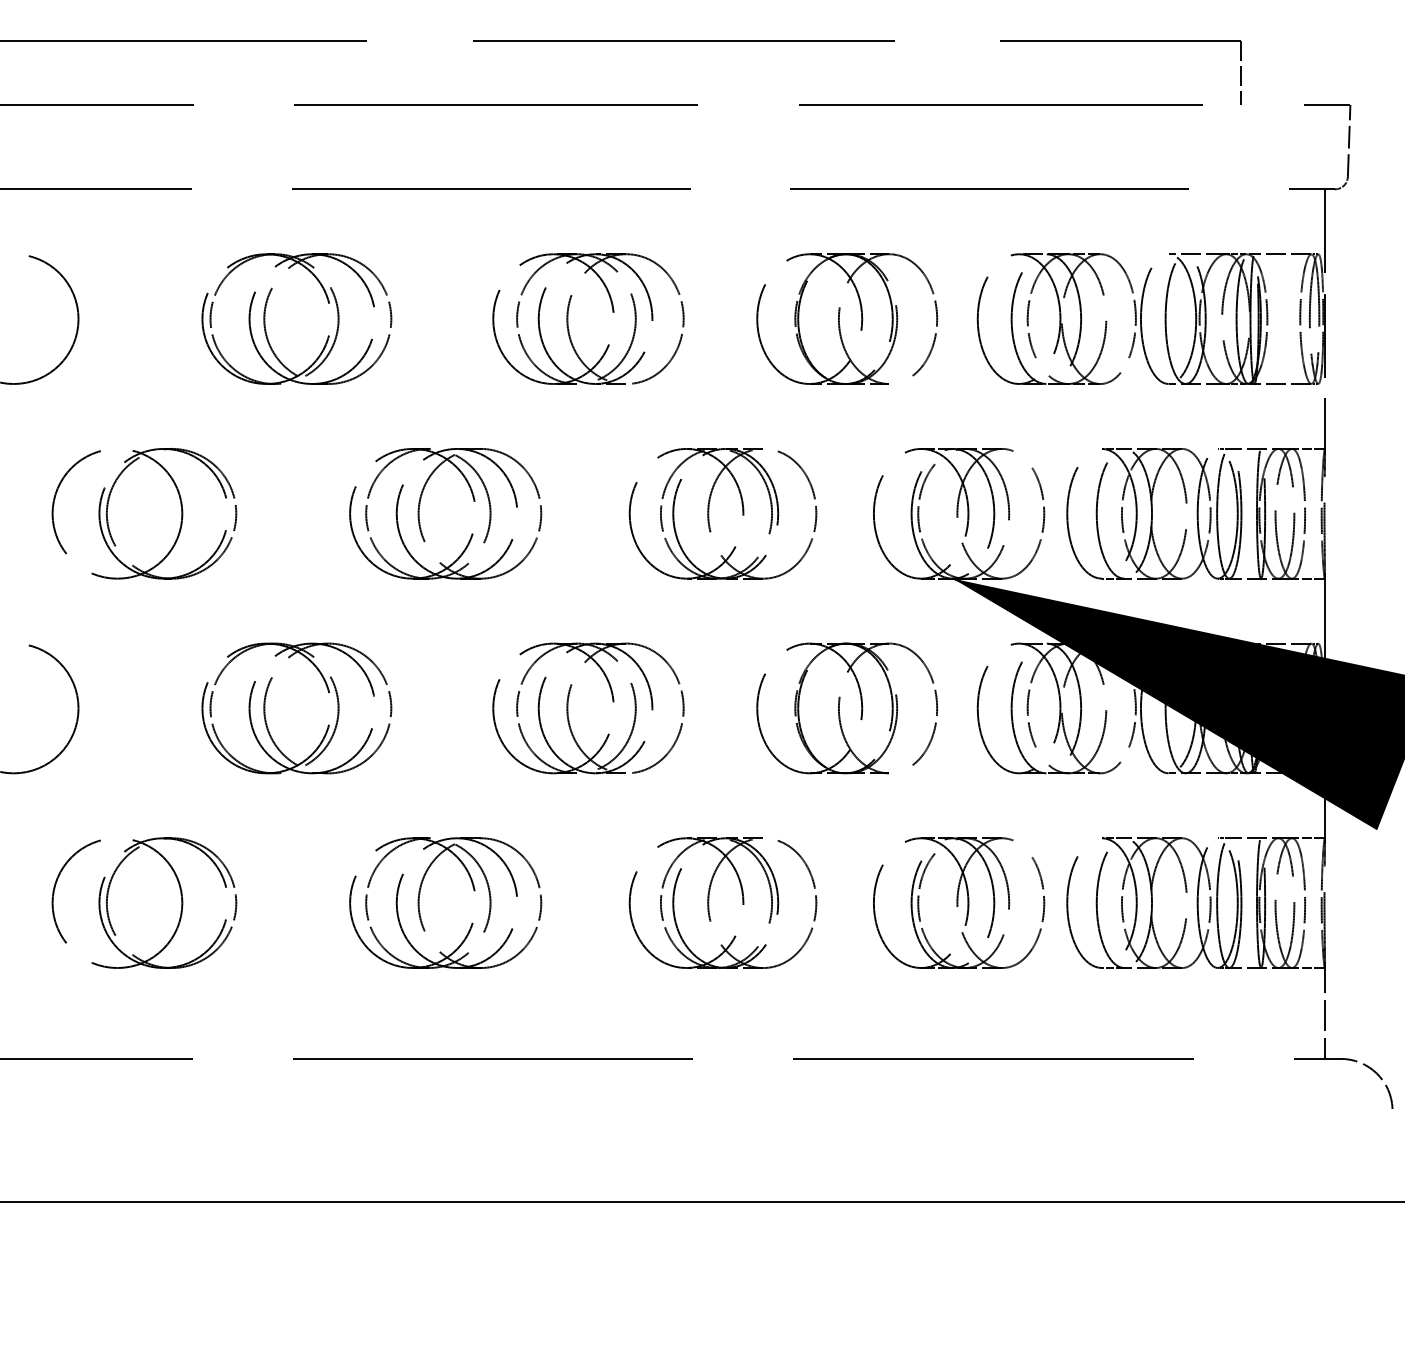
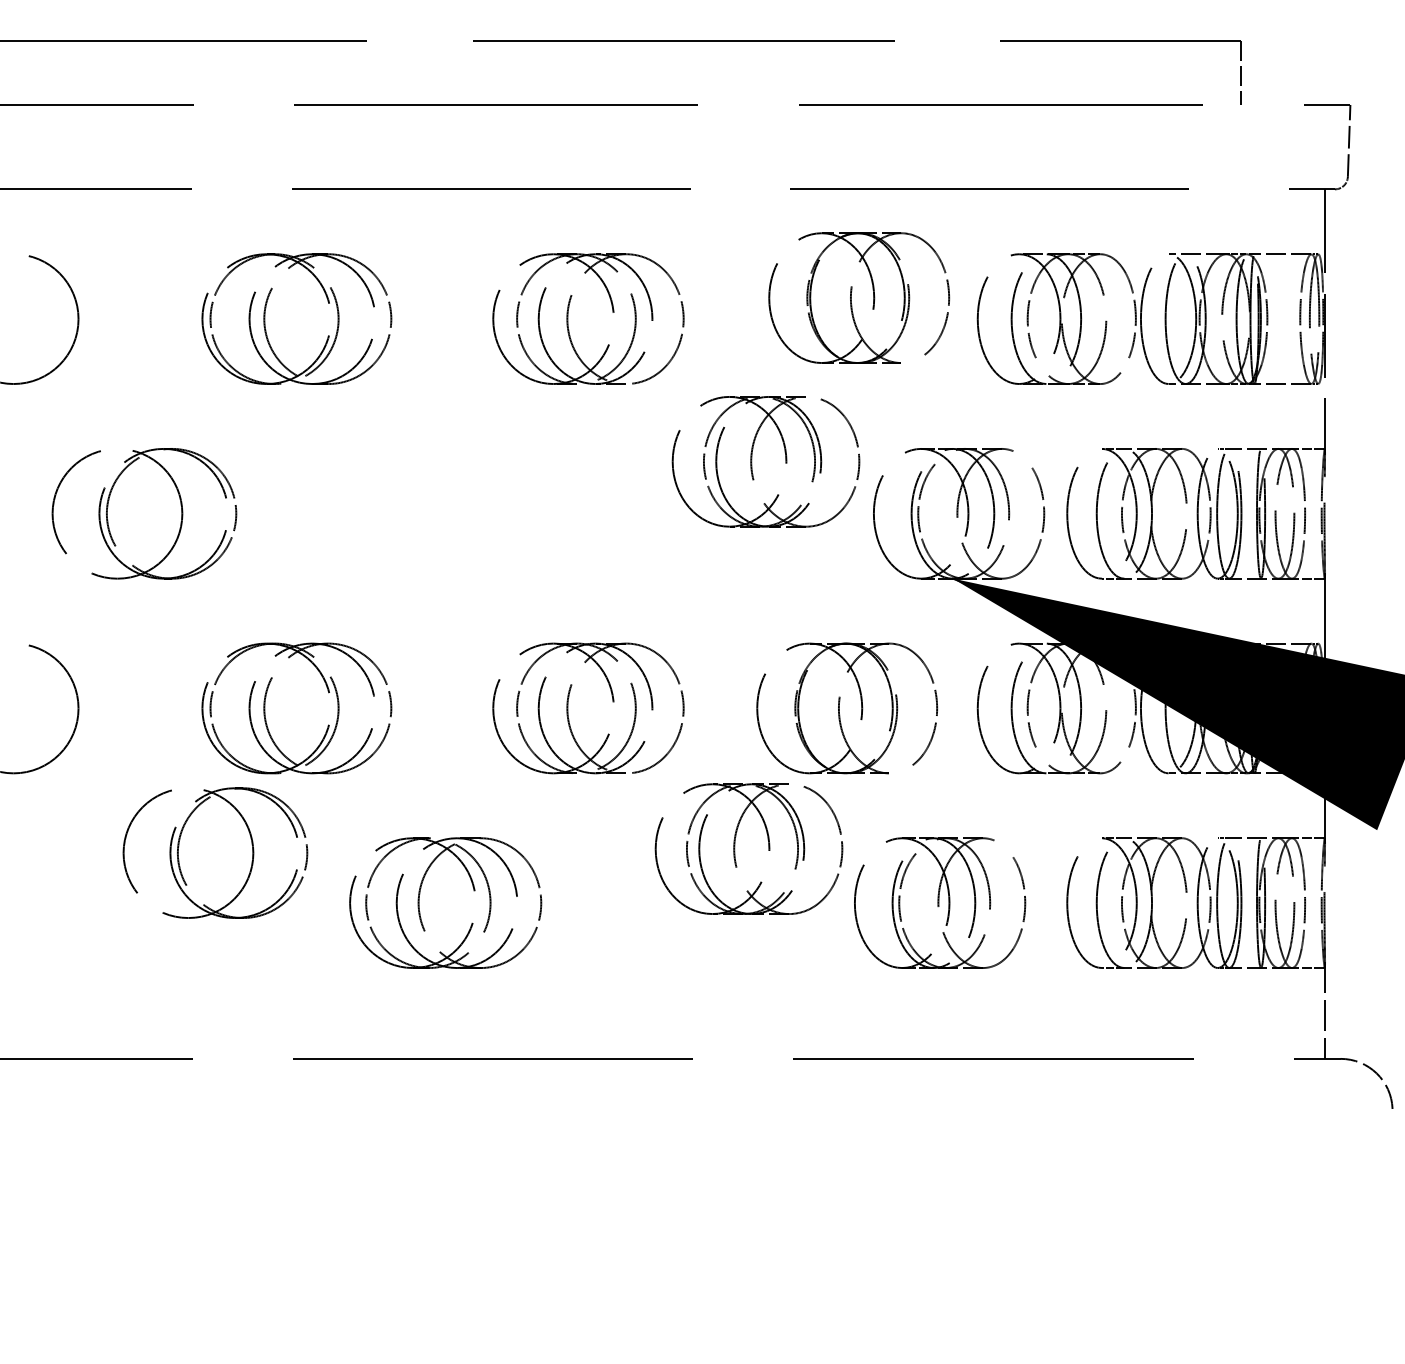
part position: (839, 318) -> (851, 297) (851, 297)
part: present -> none (419, 513)
part position: (709, 513) -> (752, 461) (752, 461)
part position: (108, 896) -> (179, 846) (179, 846)
part position: (709, 902) -> (735, 848) (735, 848)
part position: (959, 902) -> (940, 902) (940, 902)
line: present -> none (701, 1201)
